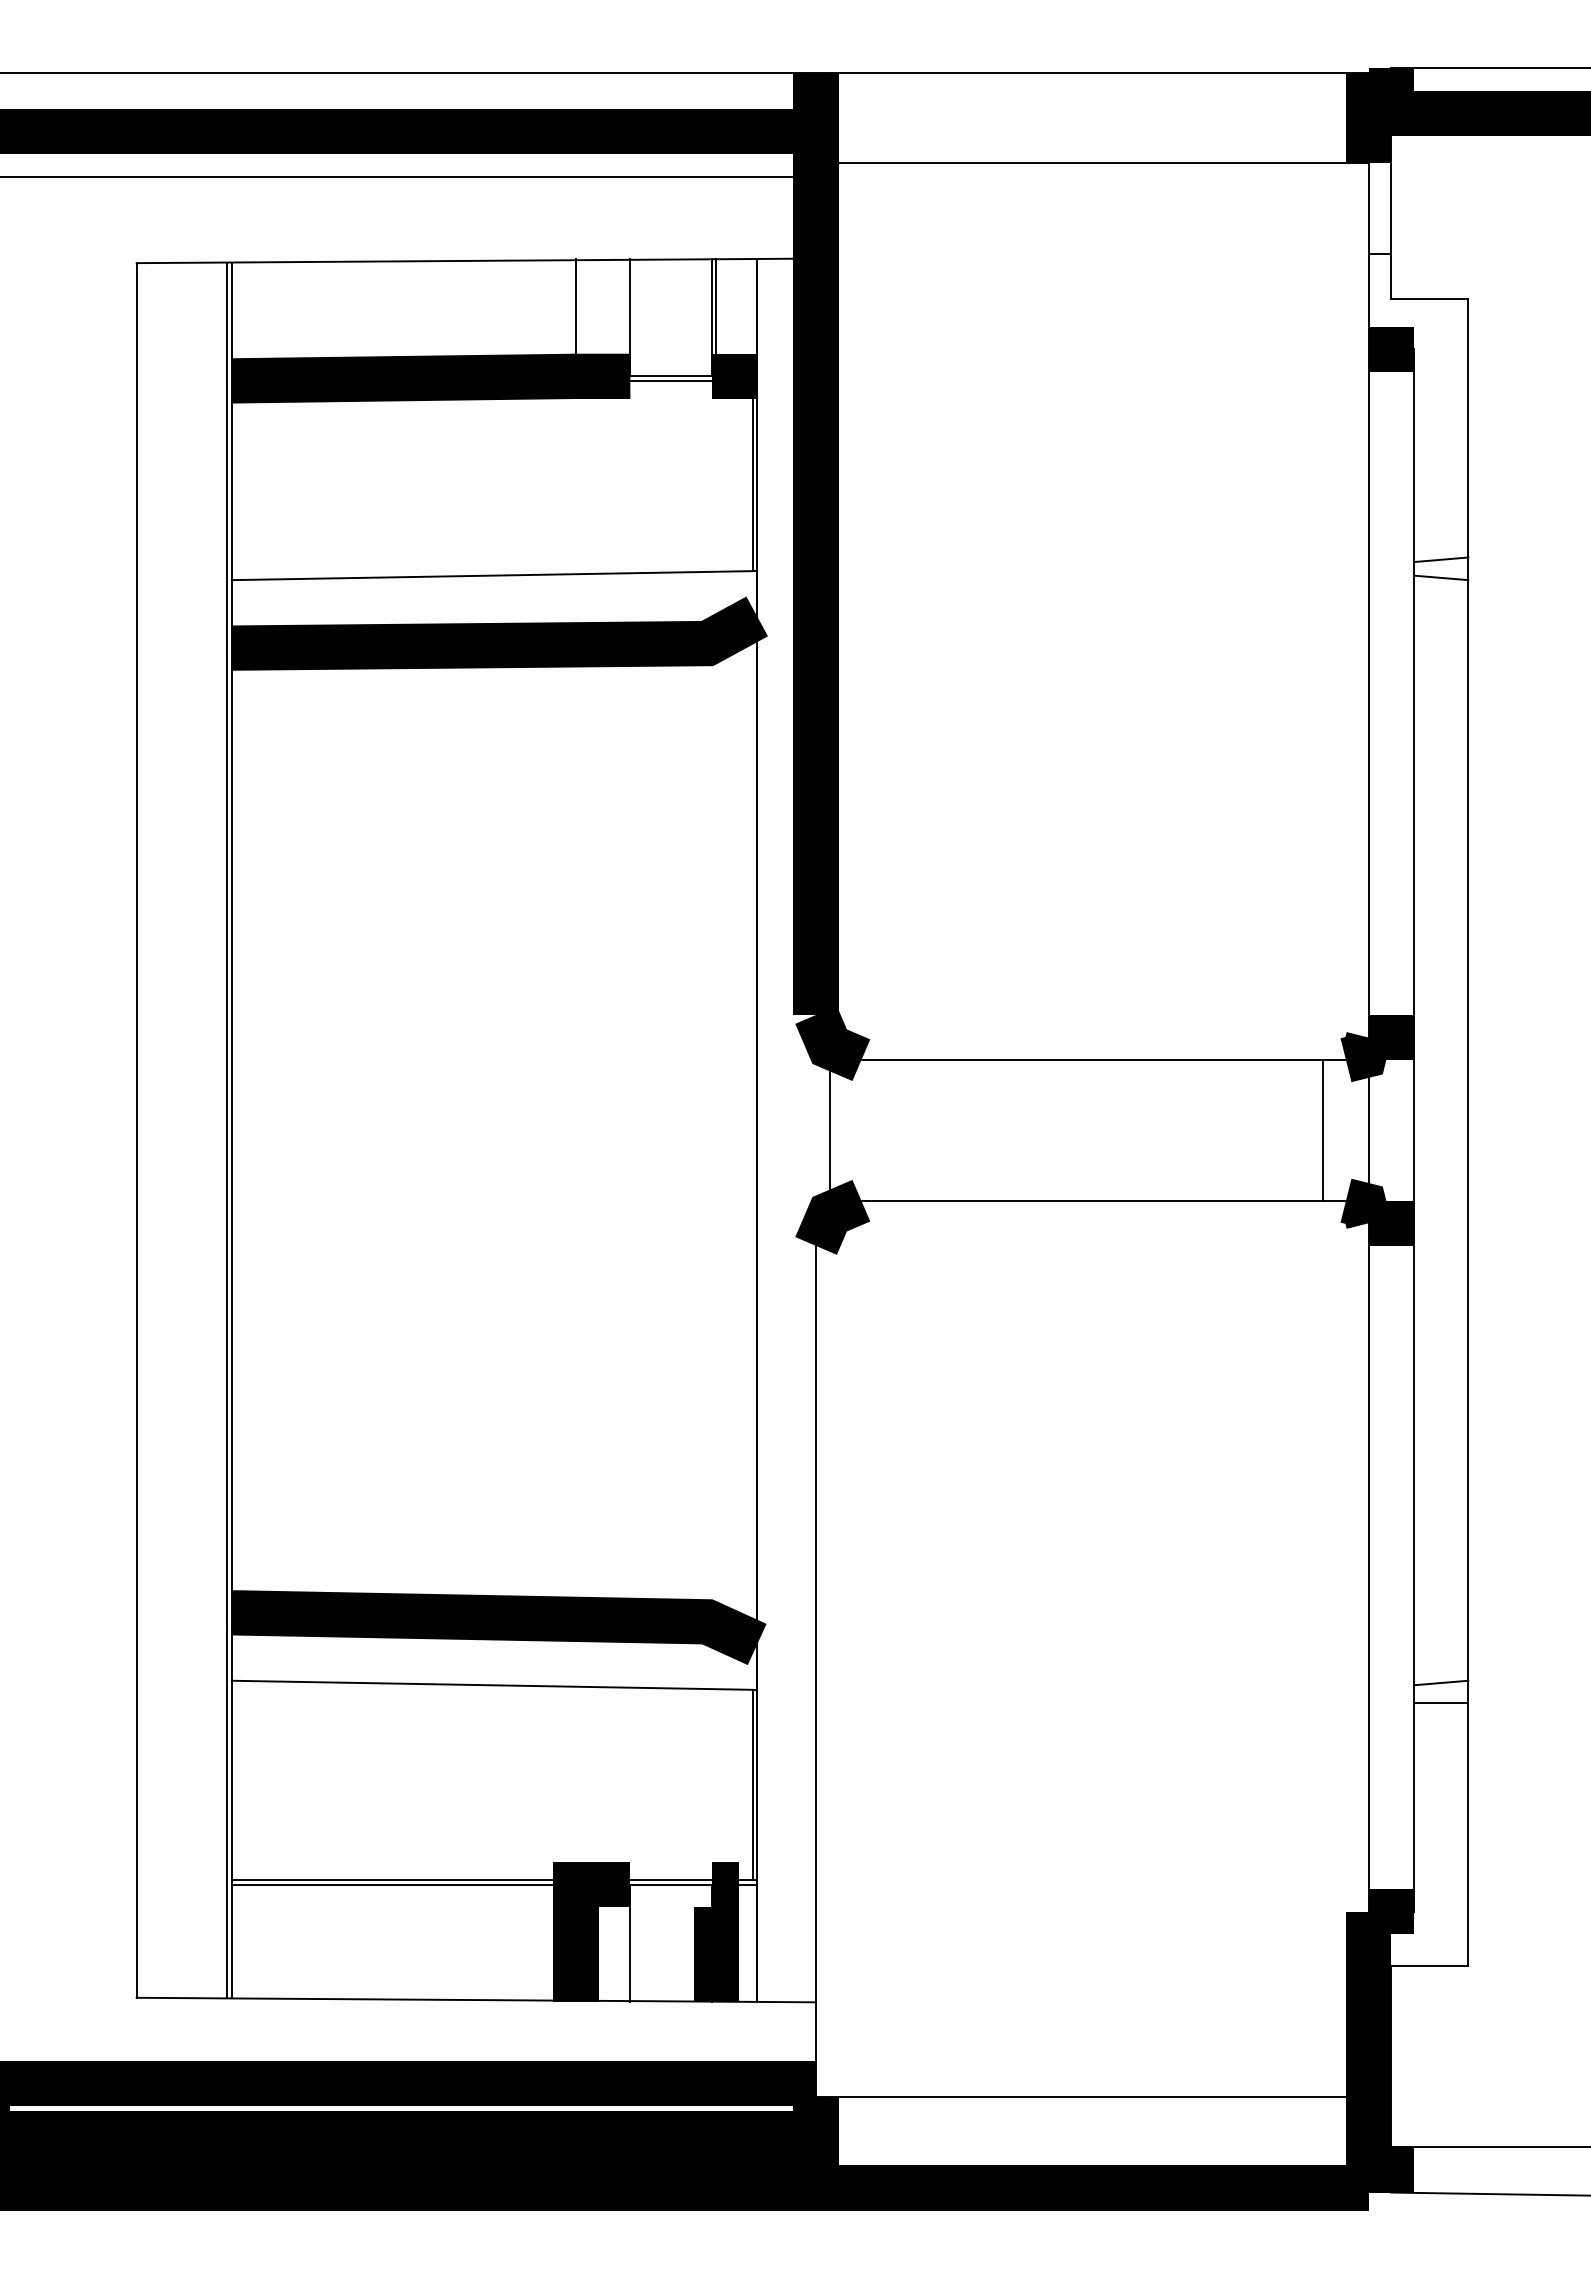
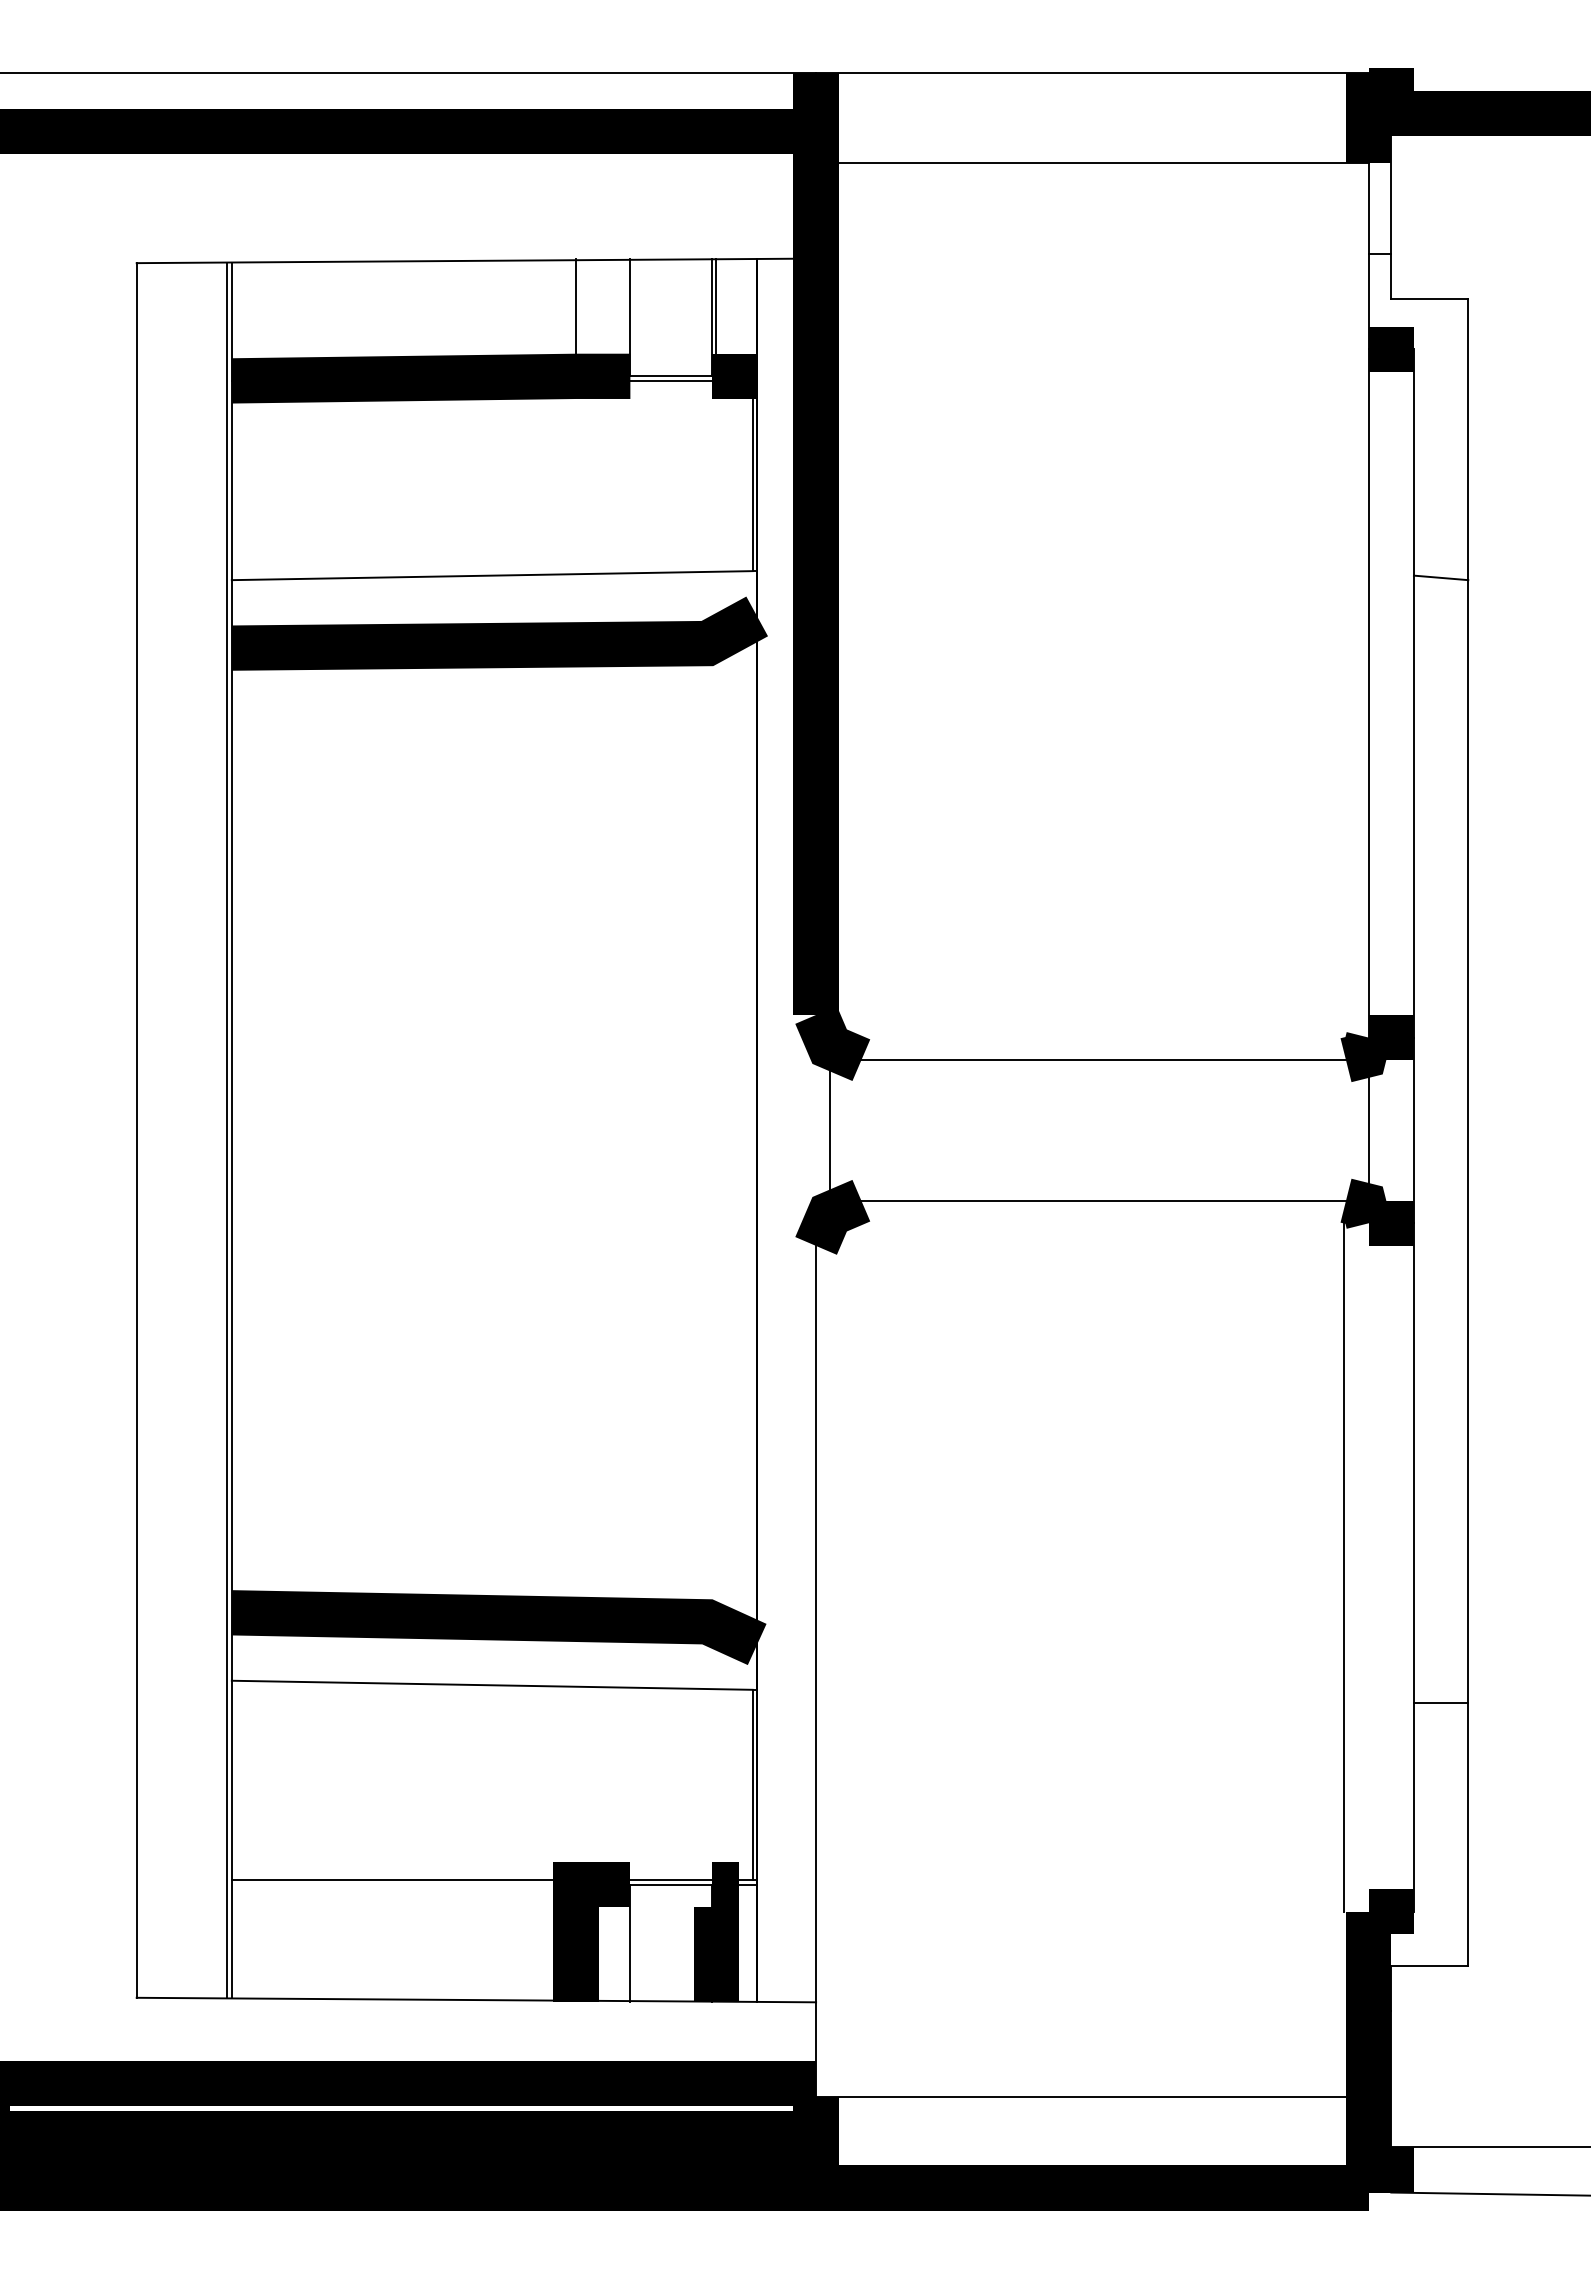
line: present -> none (1489, 68)
line: present -> none (409, 177)
line: present -> none (1440, 559)
line: present -> none (1323, 1130)
line position: (1368, 1567) -> (1343, 1567) (1343, 1567)
line: present -> none (1440, 1682)
line: present -> none (403, 1884)
